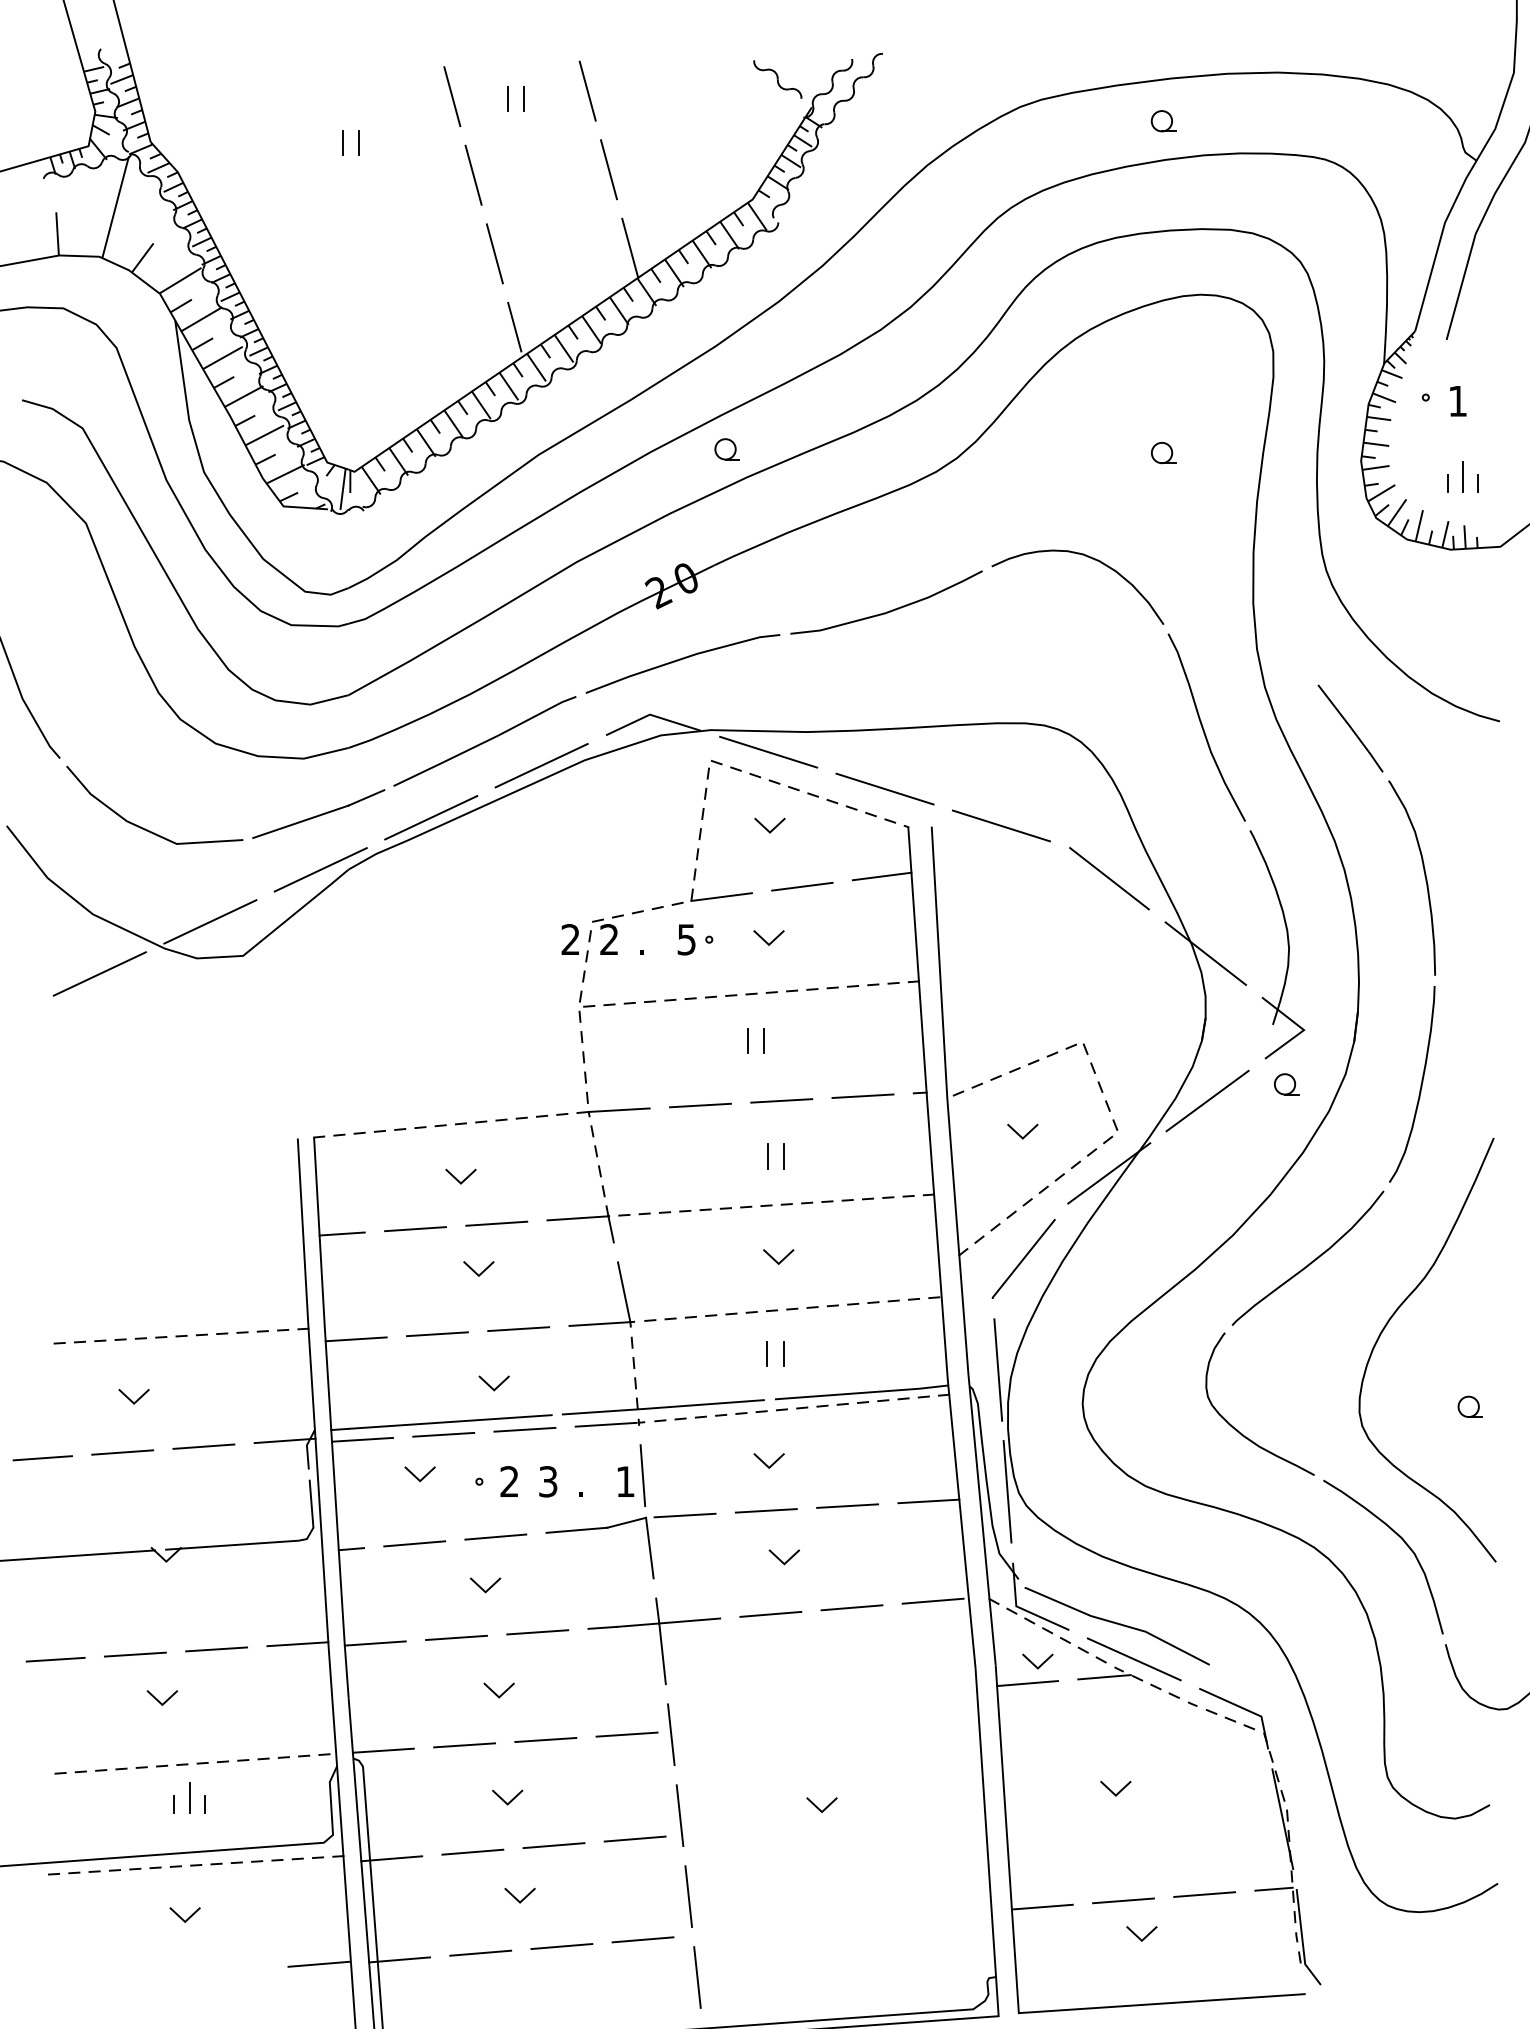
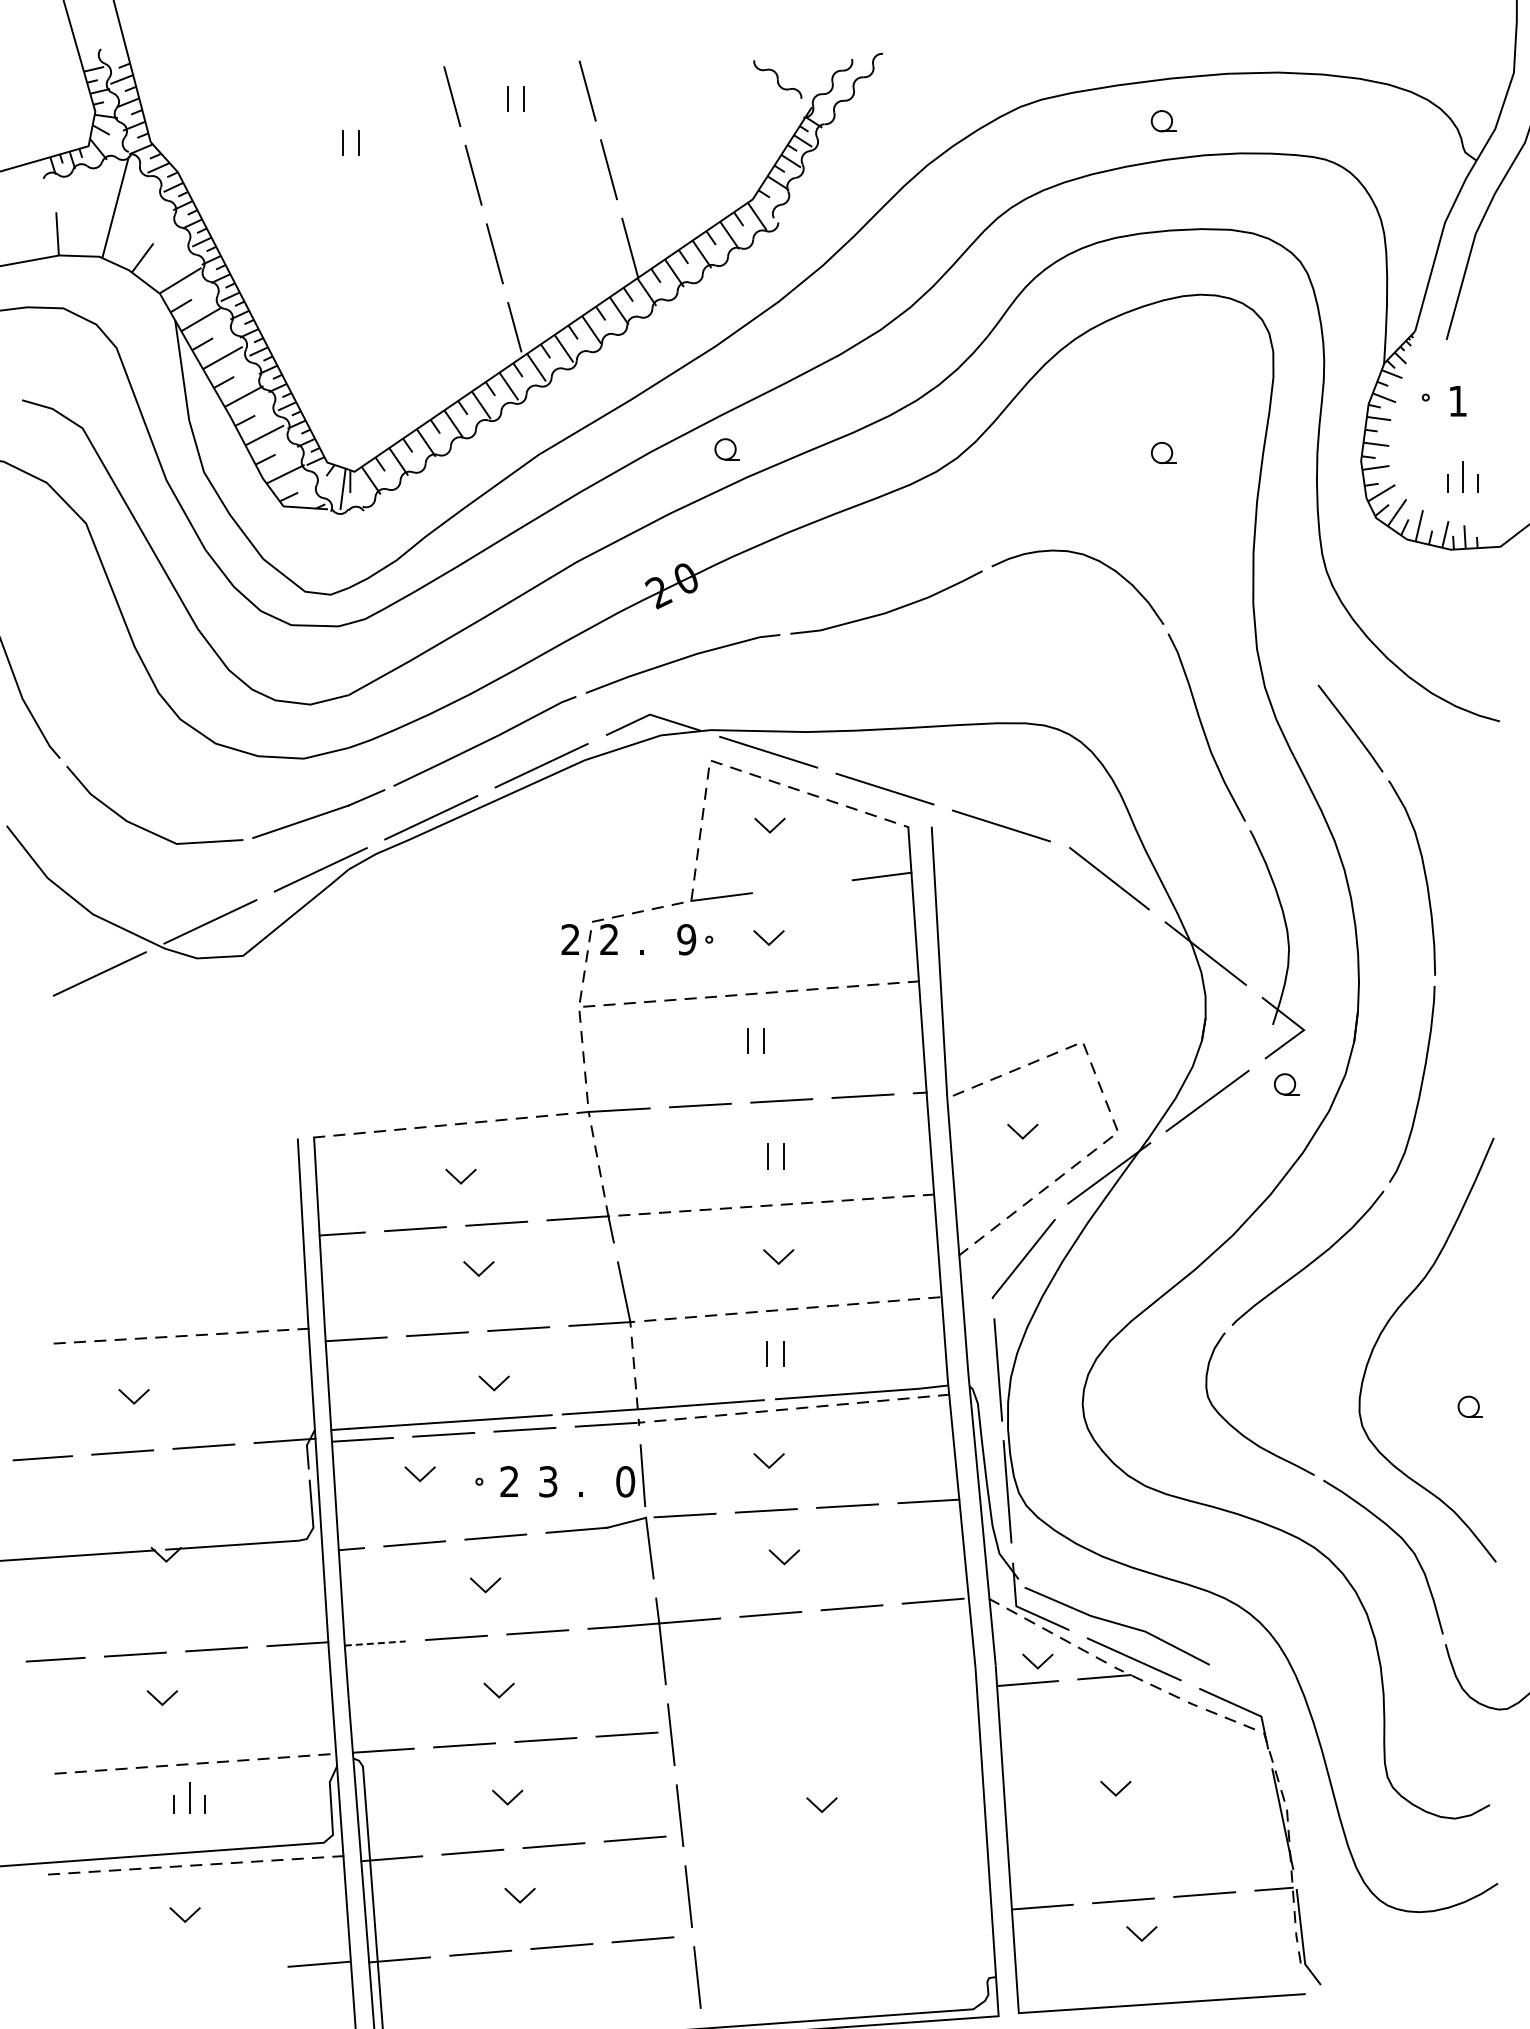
line: present -> none (802, 886)
text: 5 -> 9 (686, 939)
text: 1 -> 0 (625, 1481)
line: solid -> dashed (375, 1643)
